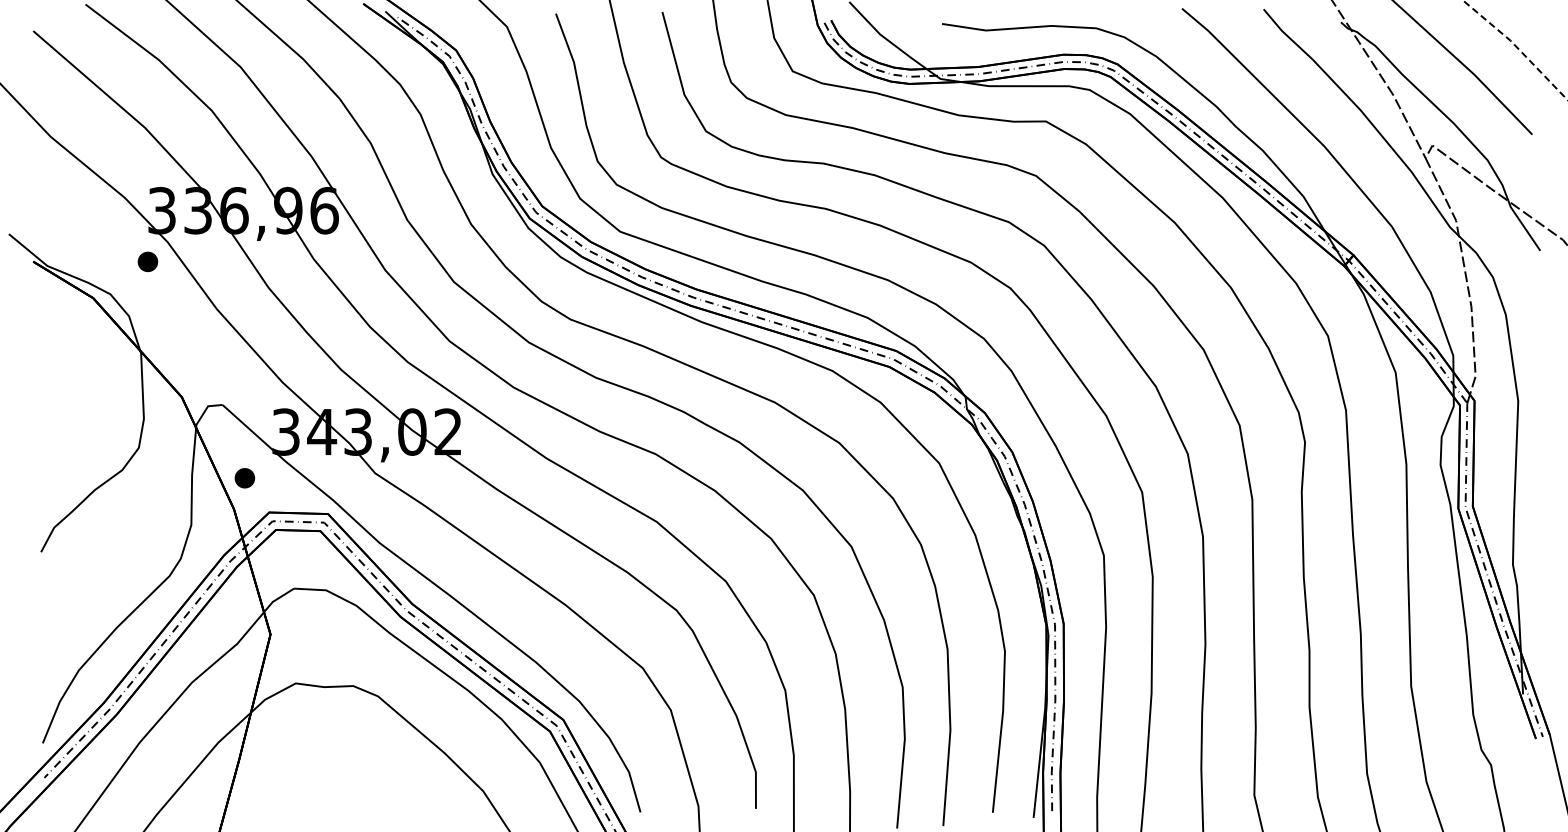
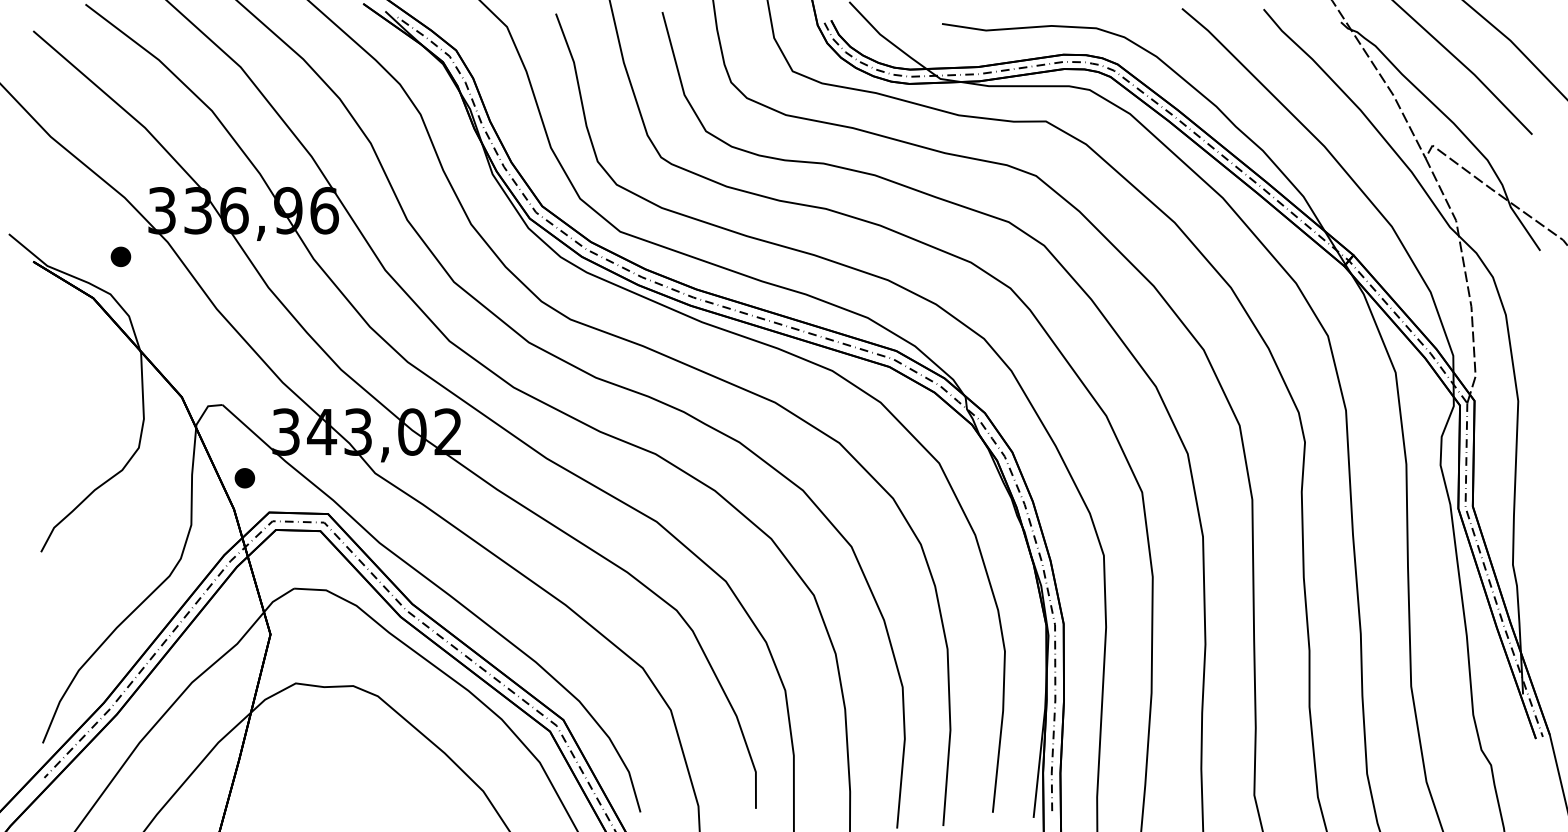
line: dashed -> solid (1516, 47)
part position: (147, 261) -> (120, 256) (120, 256)
